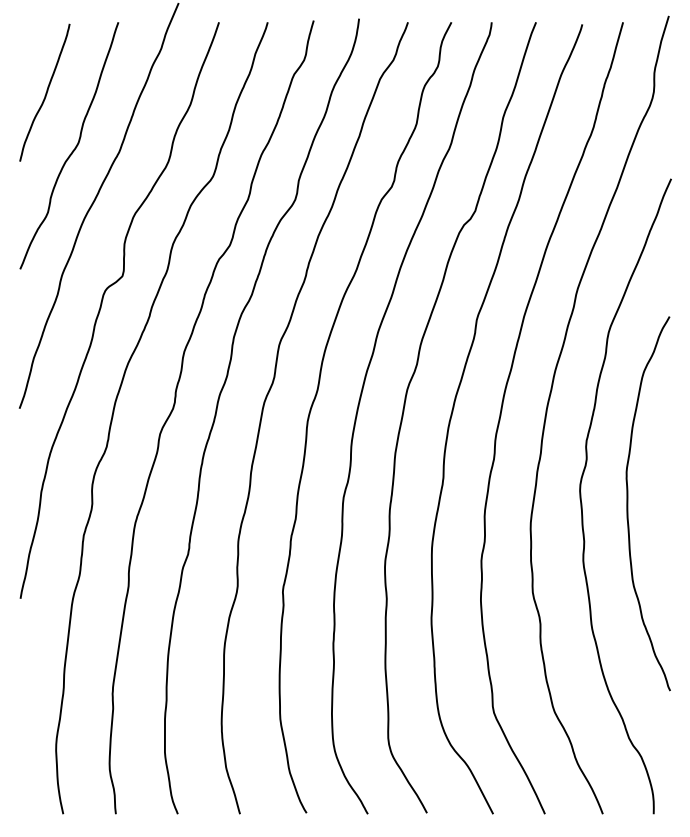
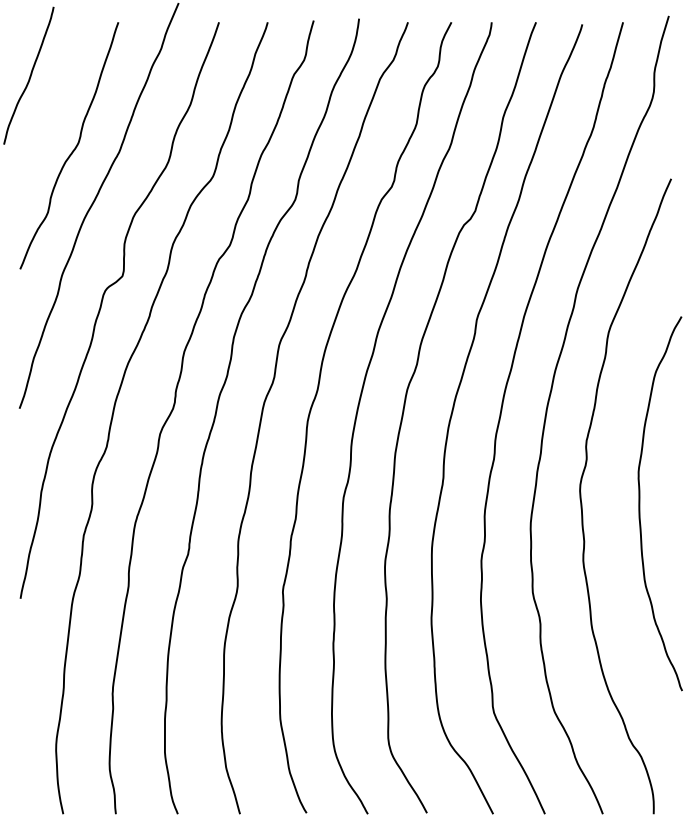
curve position: (45, 92) -> (29, 75) (29, 75)
curve position: (628, 503) -> (640, 503) (640, 503)
